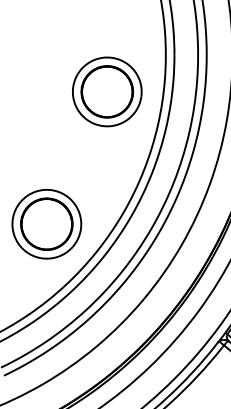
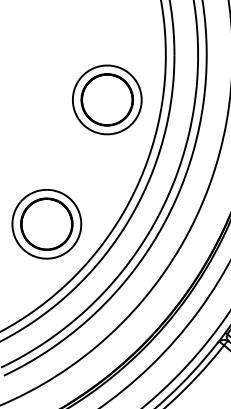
part position: (107, 91) -> (107, 99) (107, 99)
